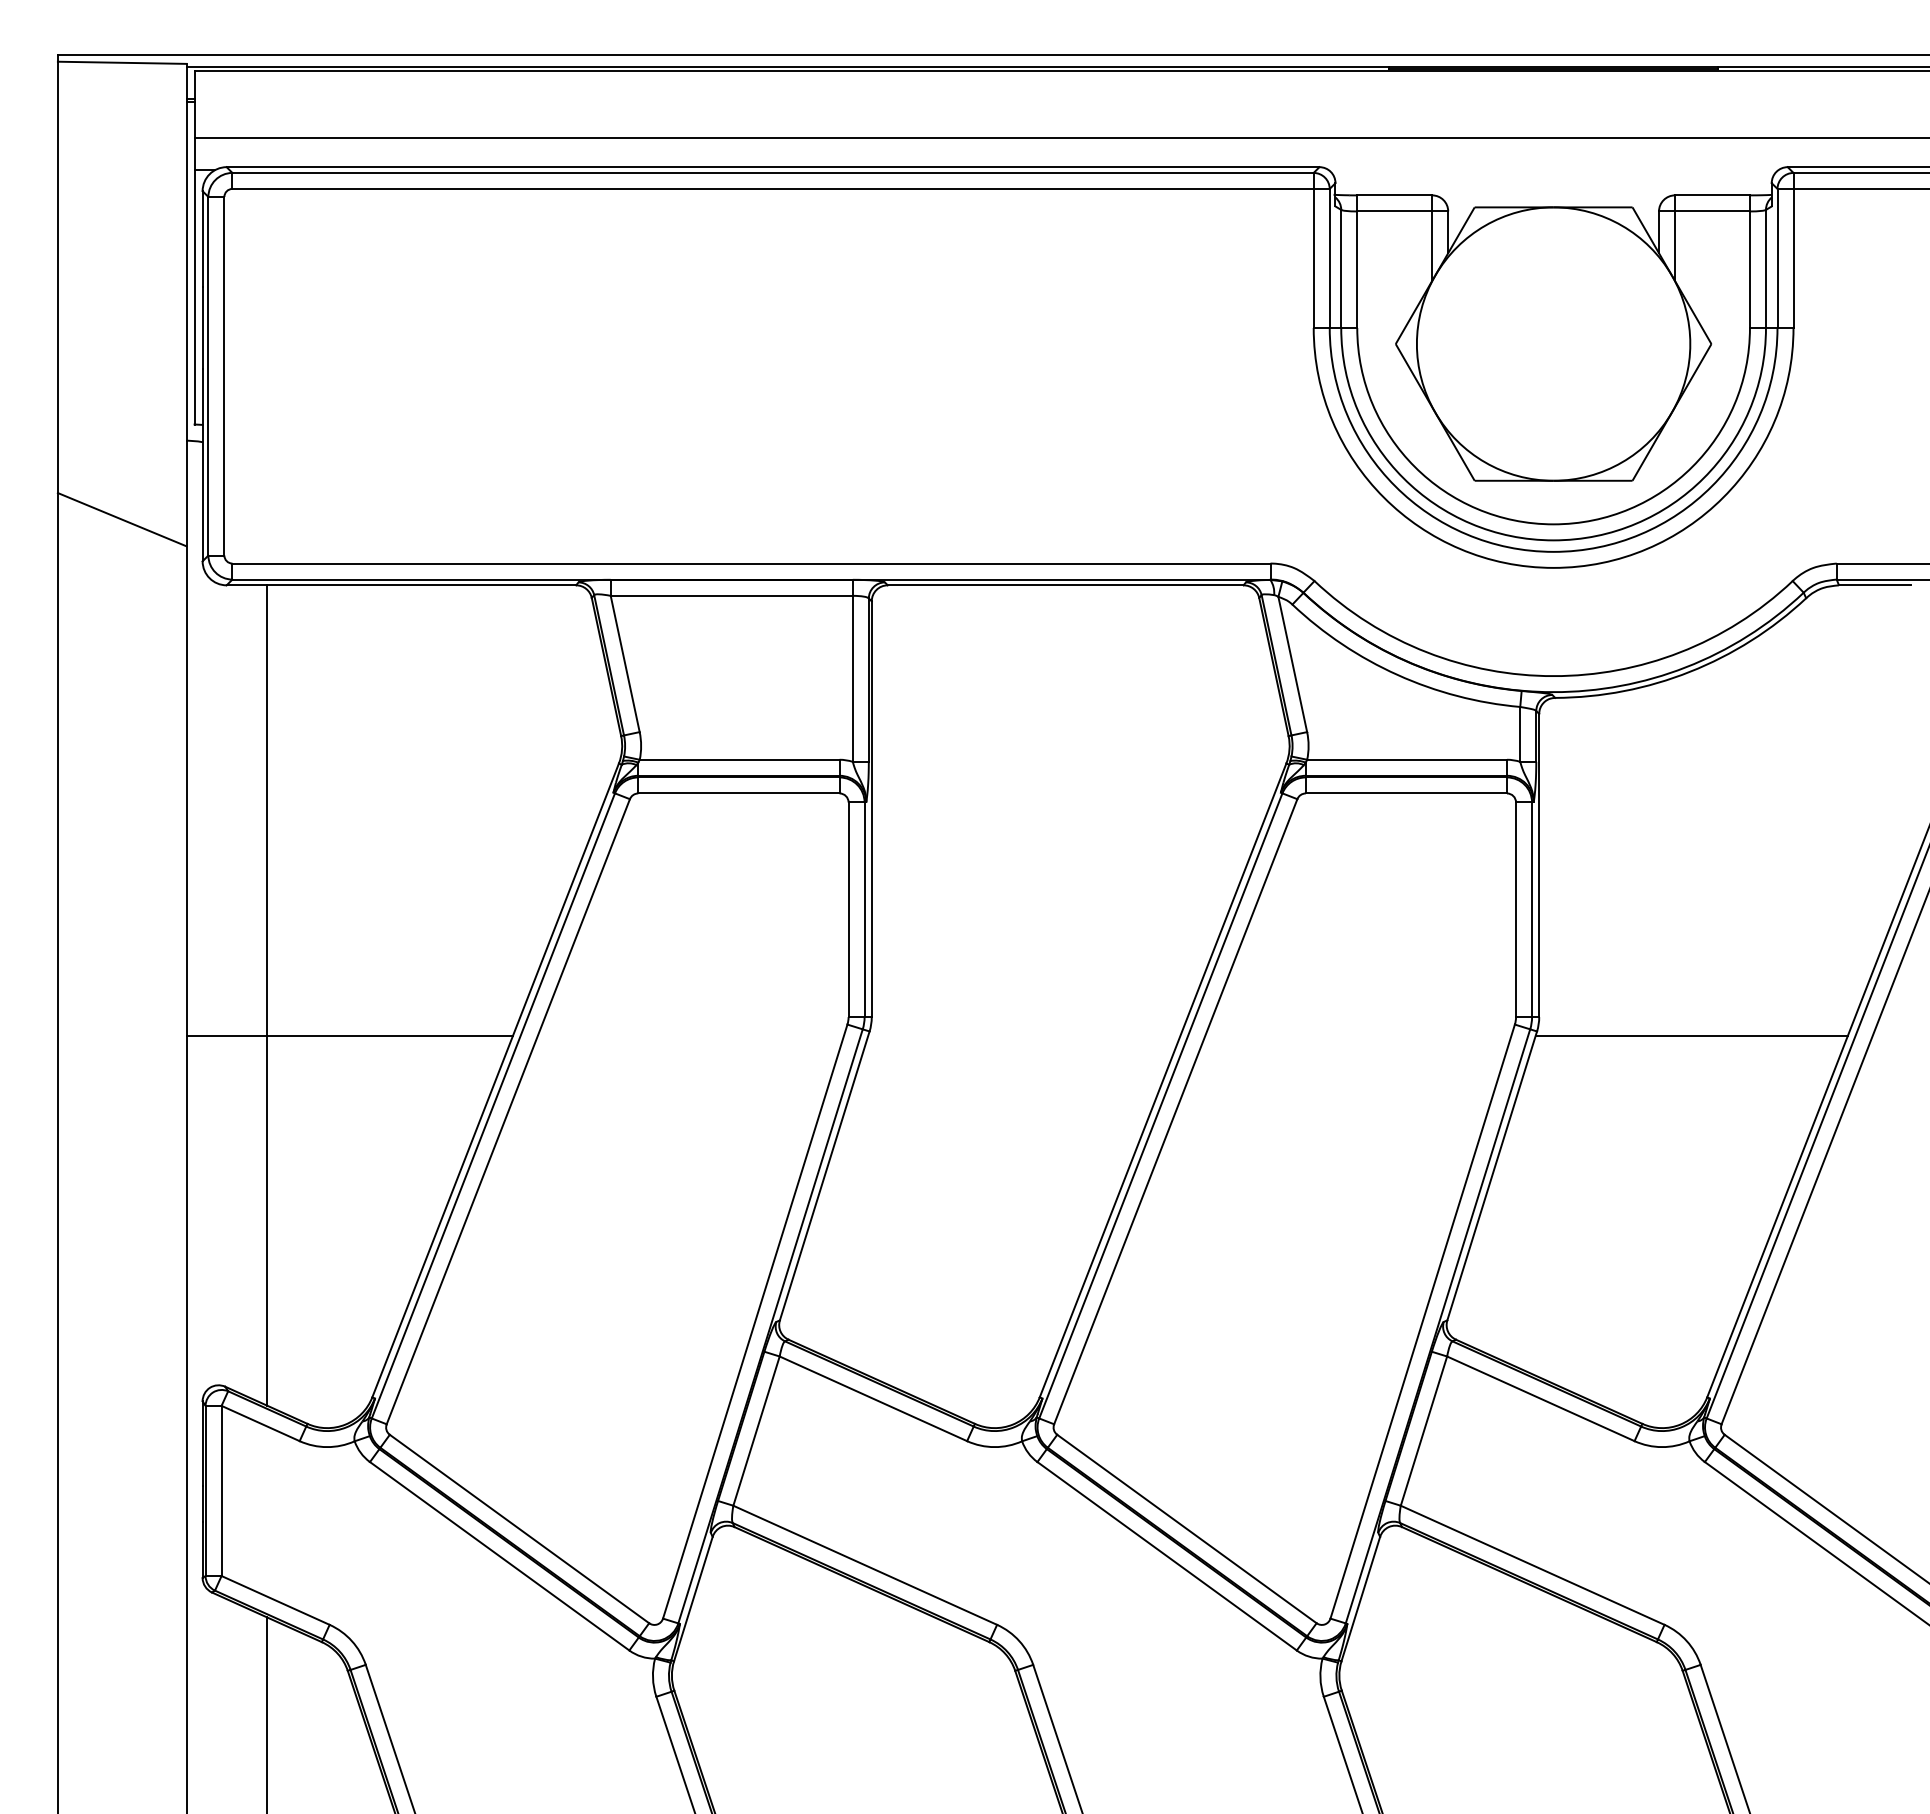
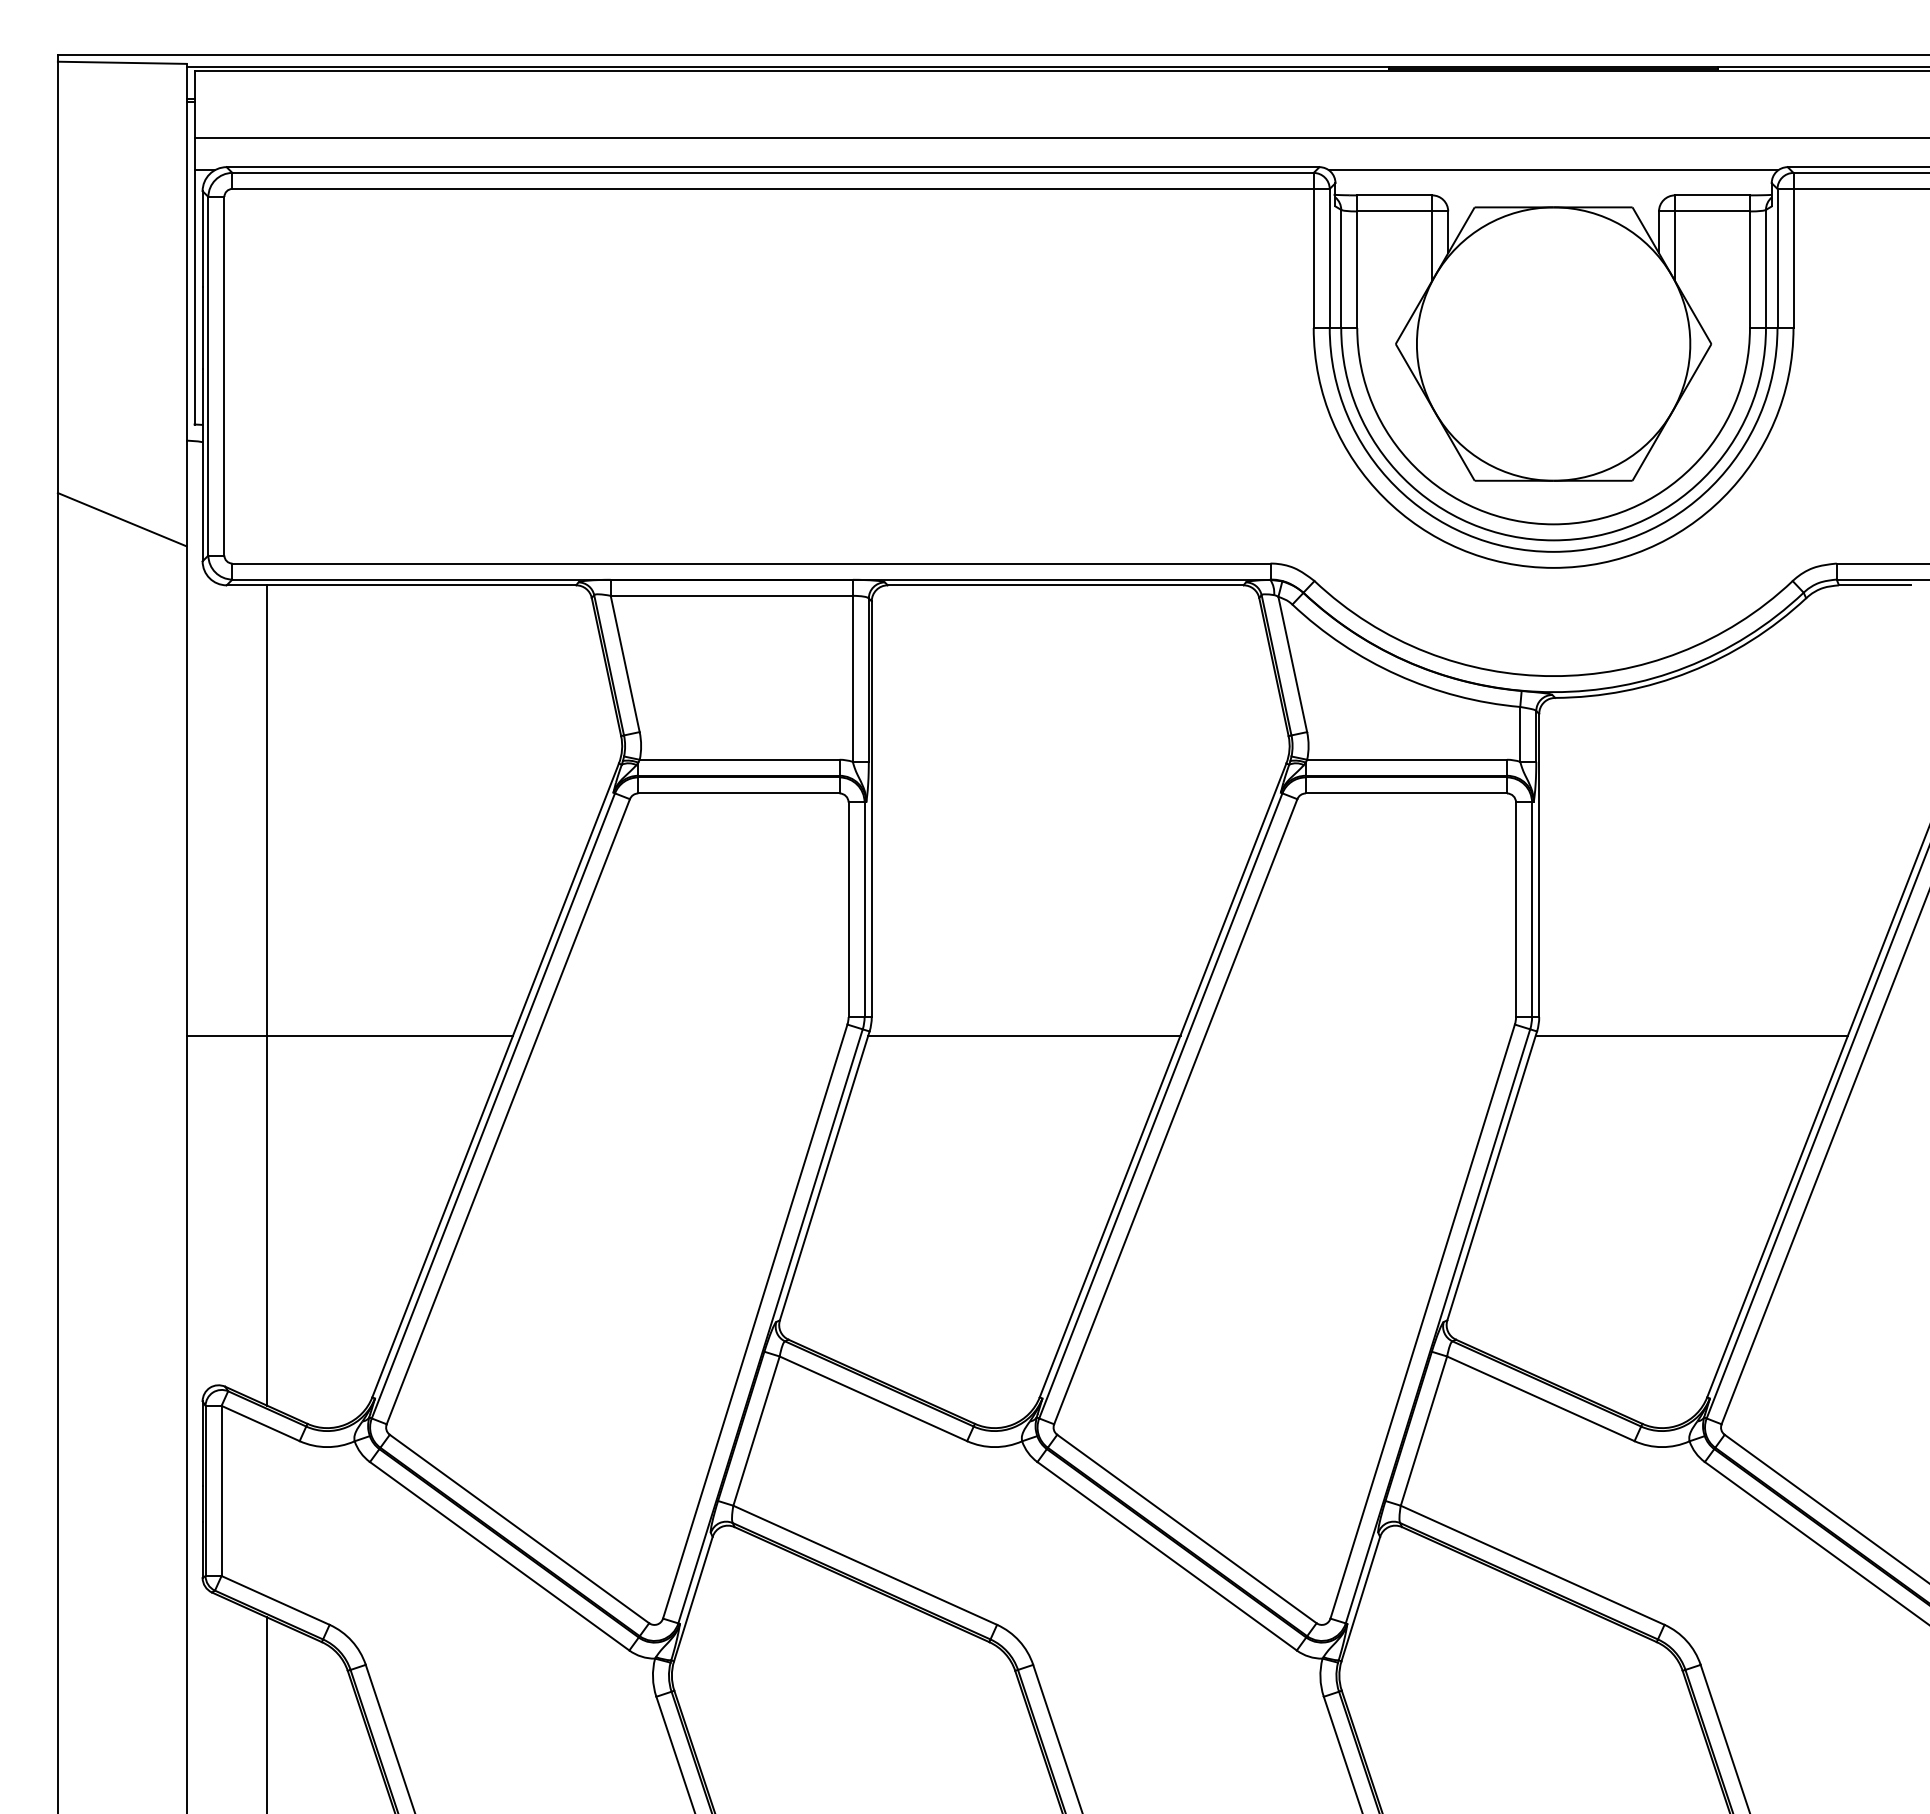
line: none -> present (1553, 170)
line: none -> present (1024, 1035)
